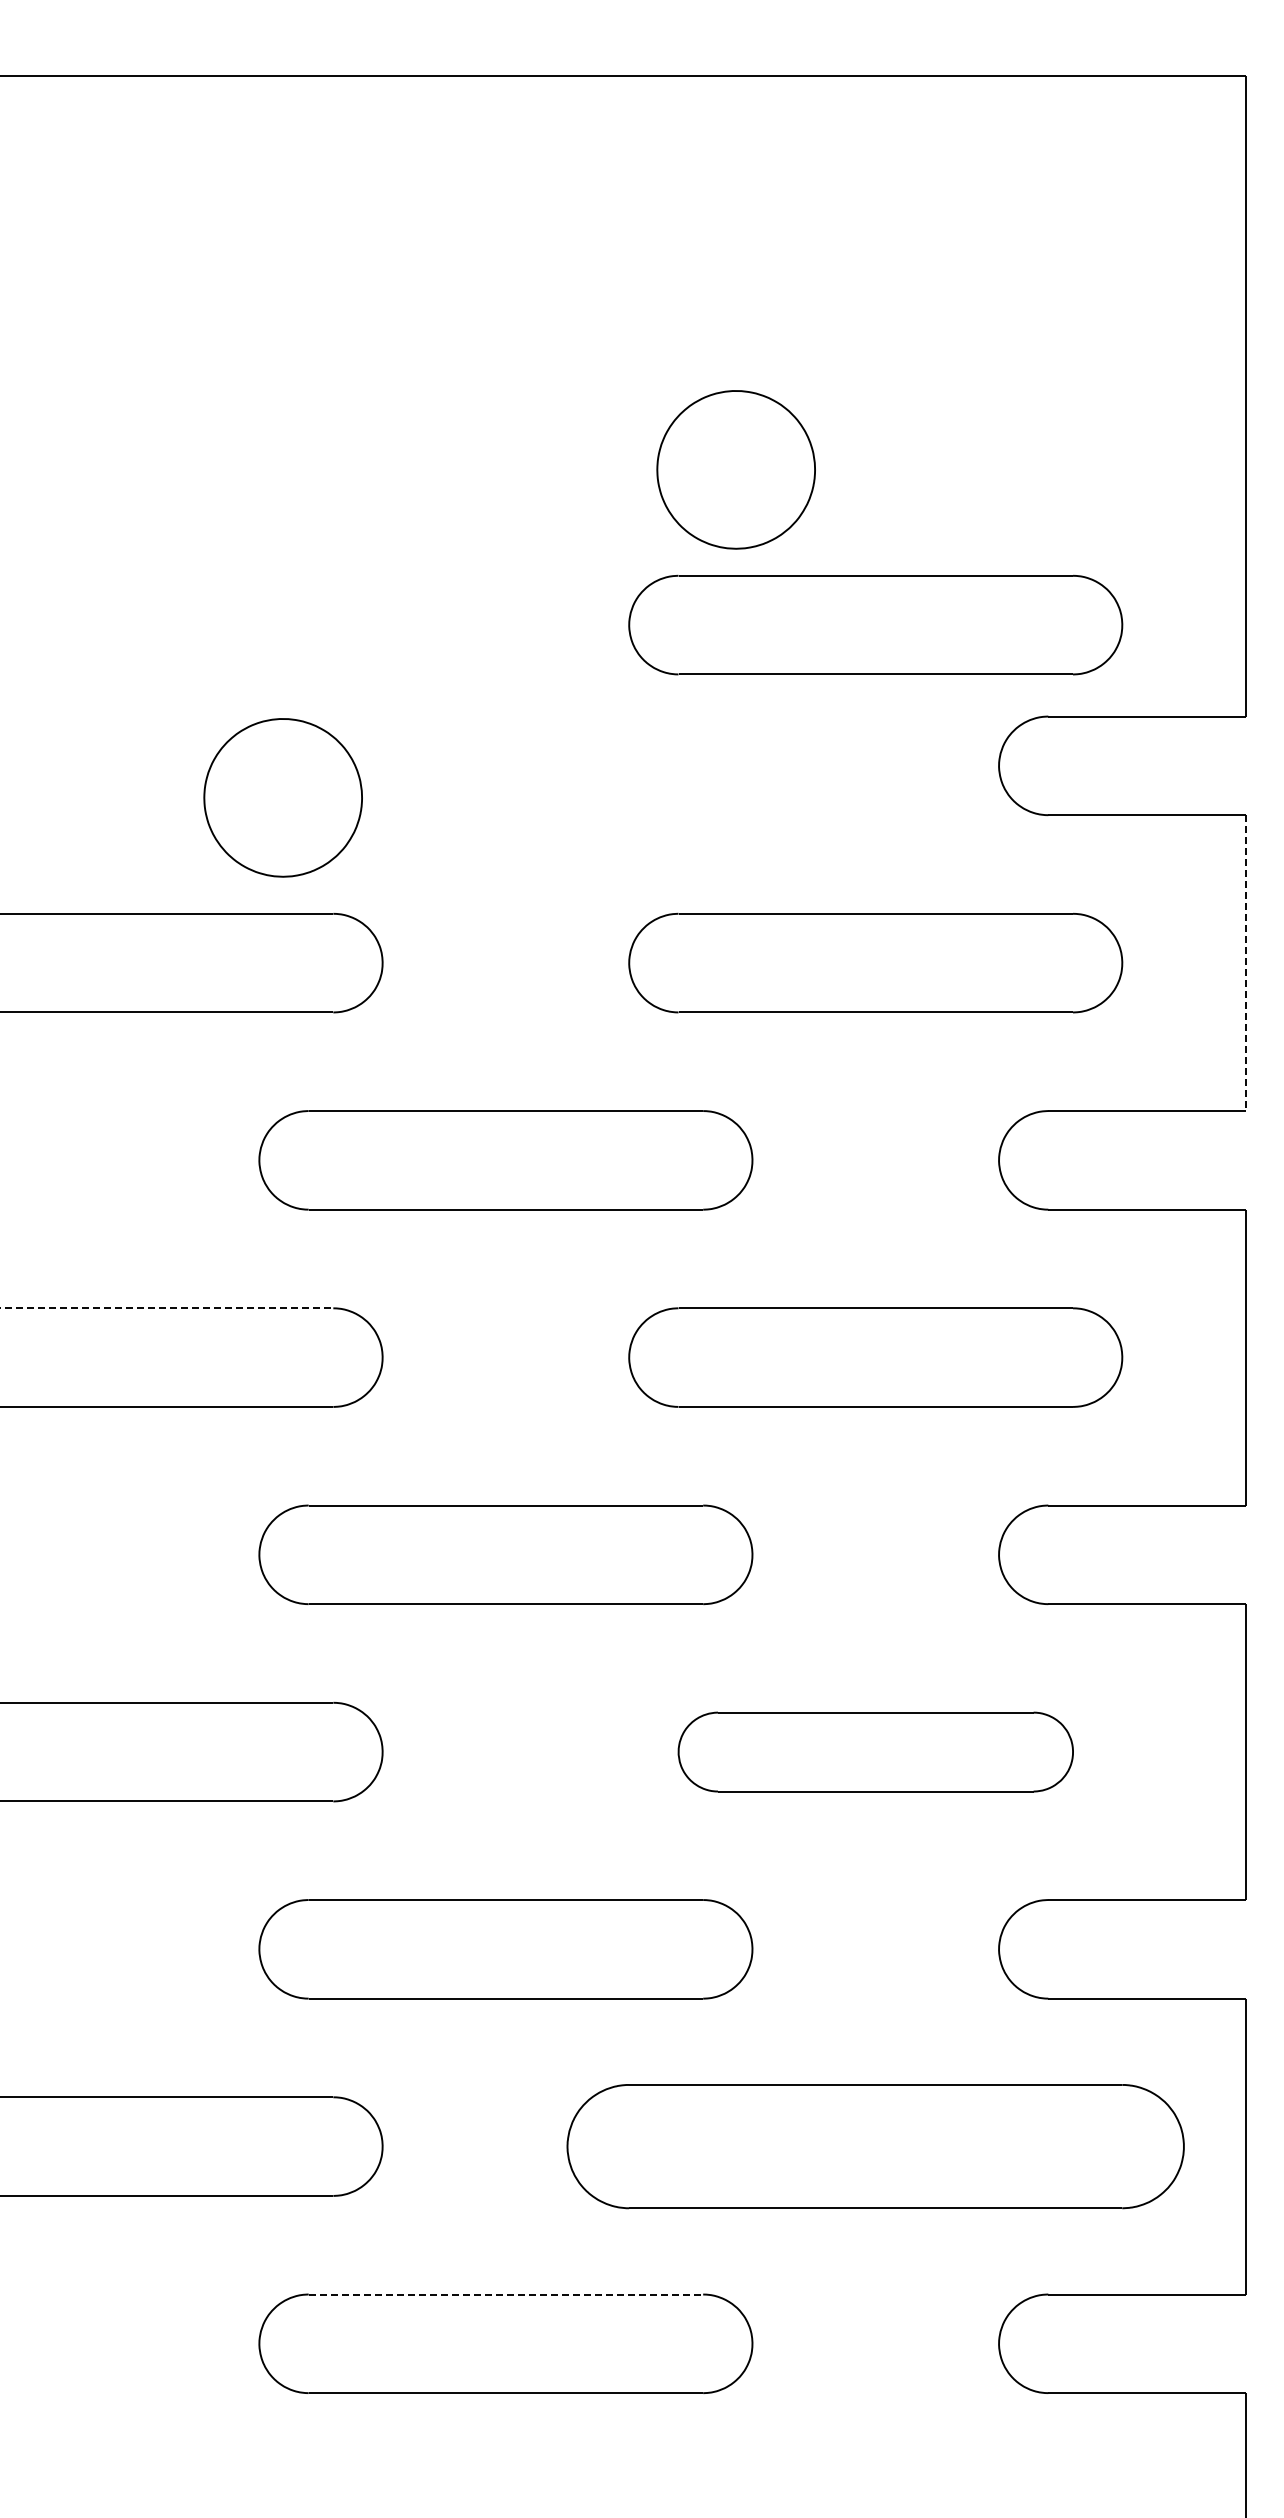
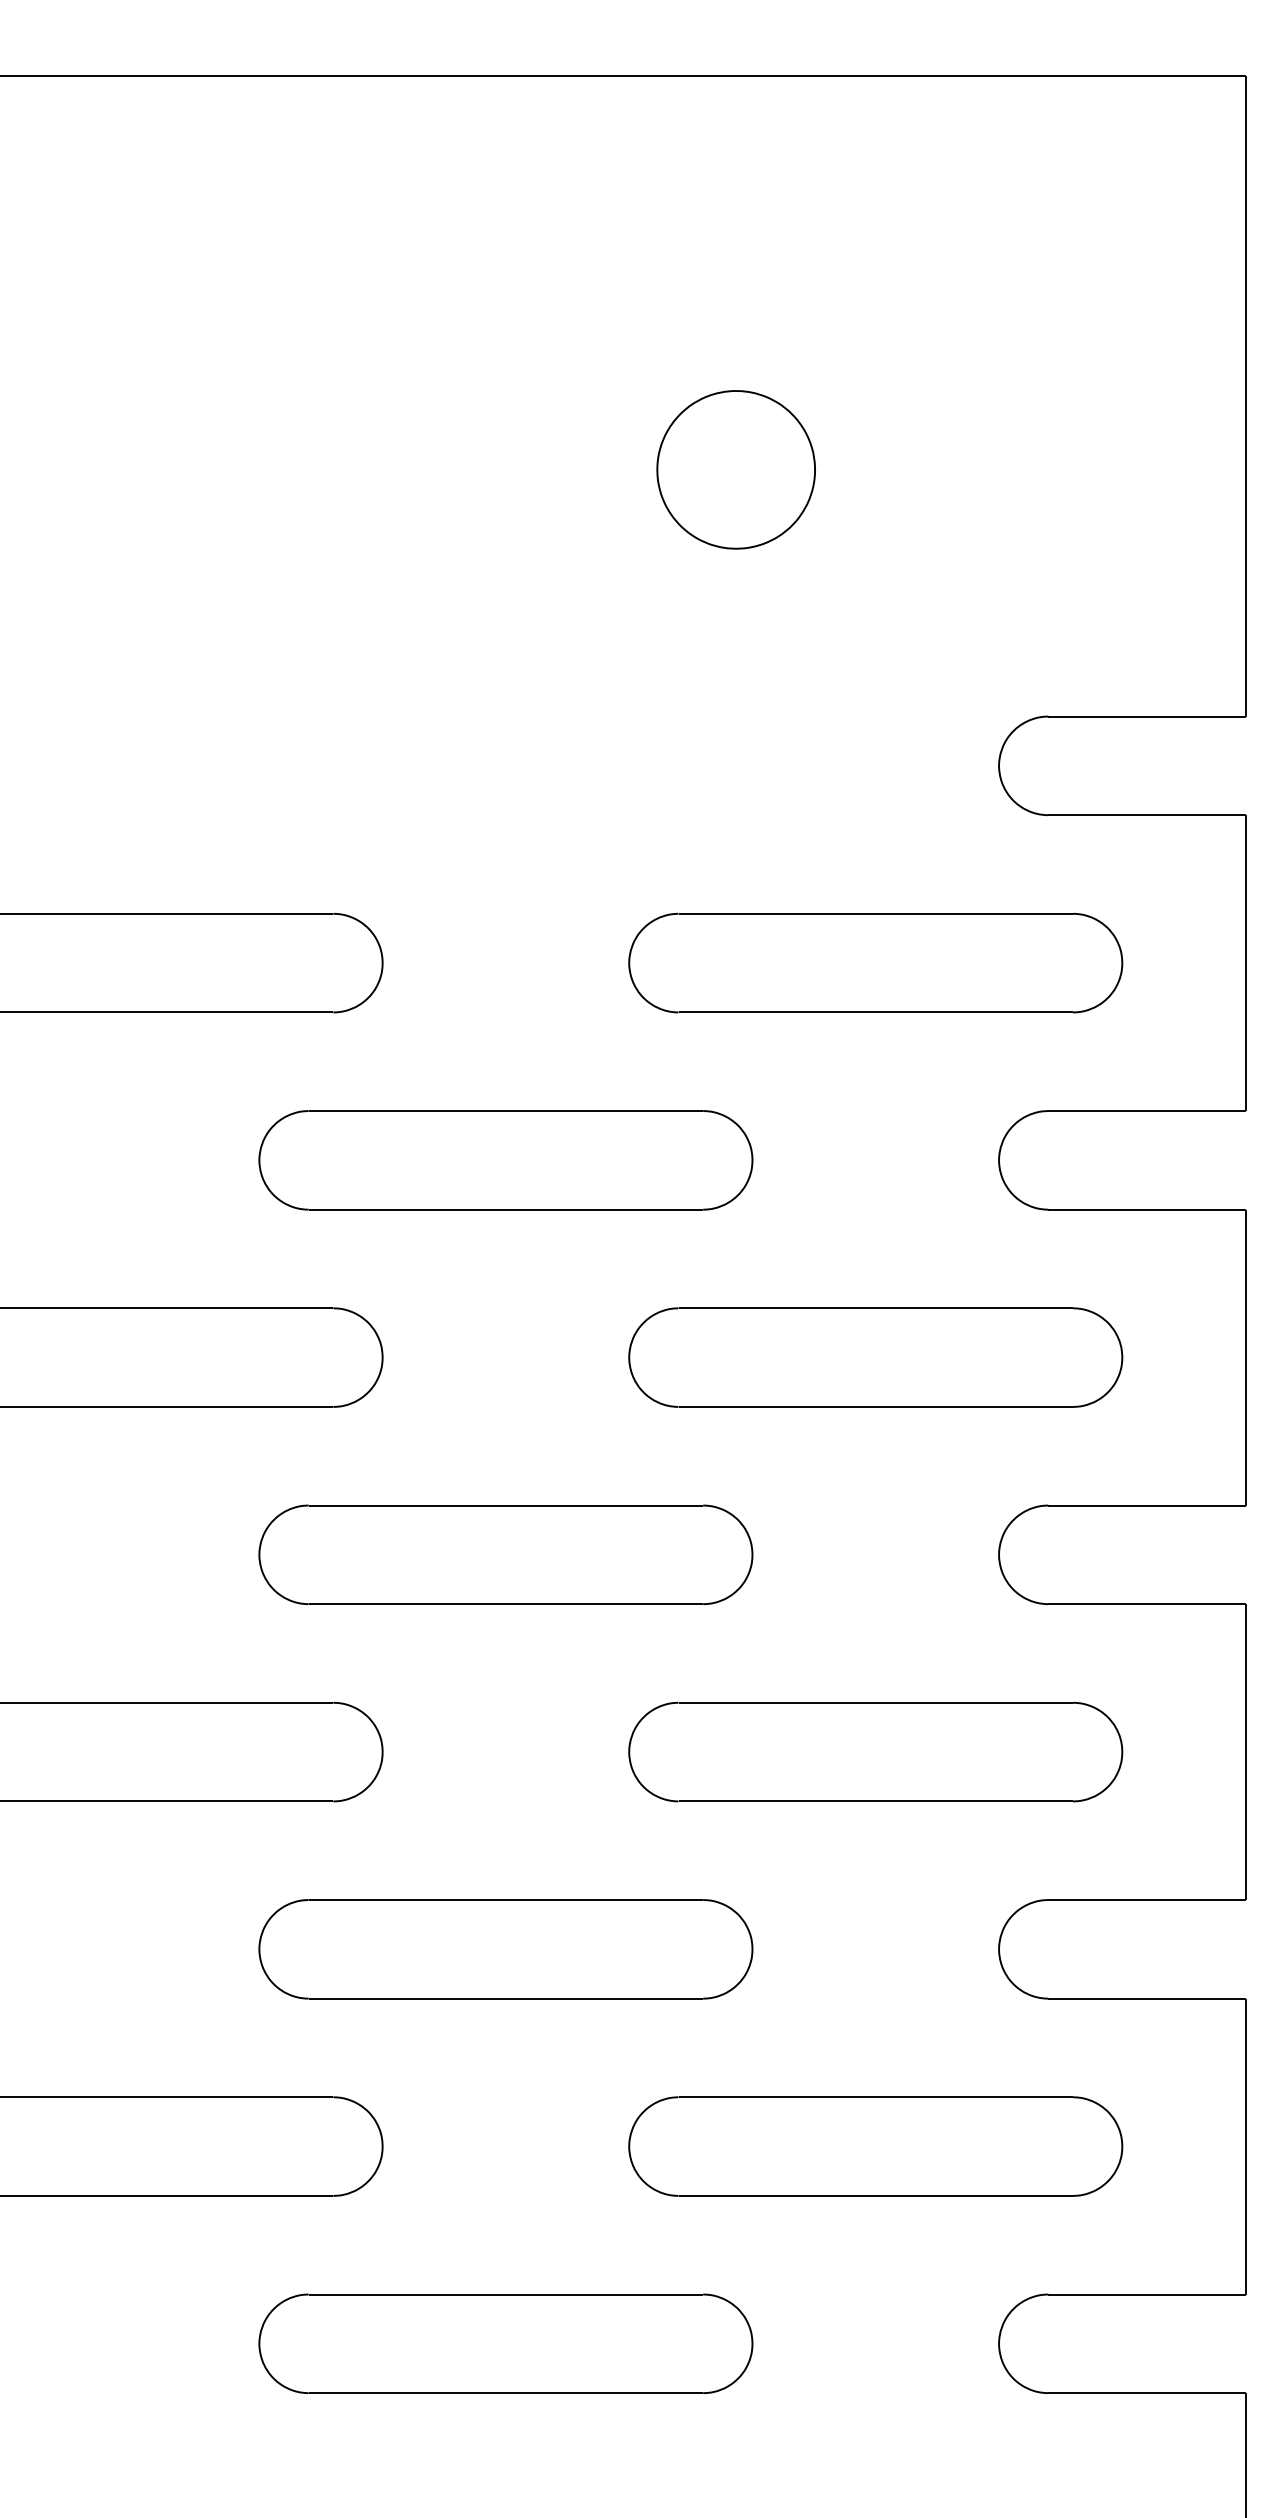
part: present -> none (875, 624)
part: present -> none (282, 797)
line: dashed -> solid (1245, 963)
line: dashed -> solid (167, 1308)
part size: 397x82 px -> 496x102 px (875, 1751)
part size: 619x126 px -> 496x101 px (875, 2146)
line: dashed -> solid (506, 2294)
